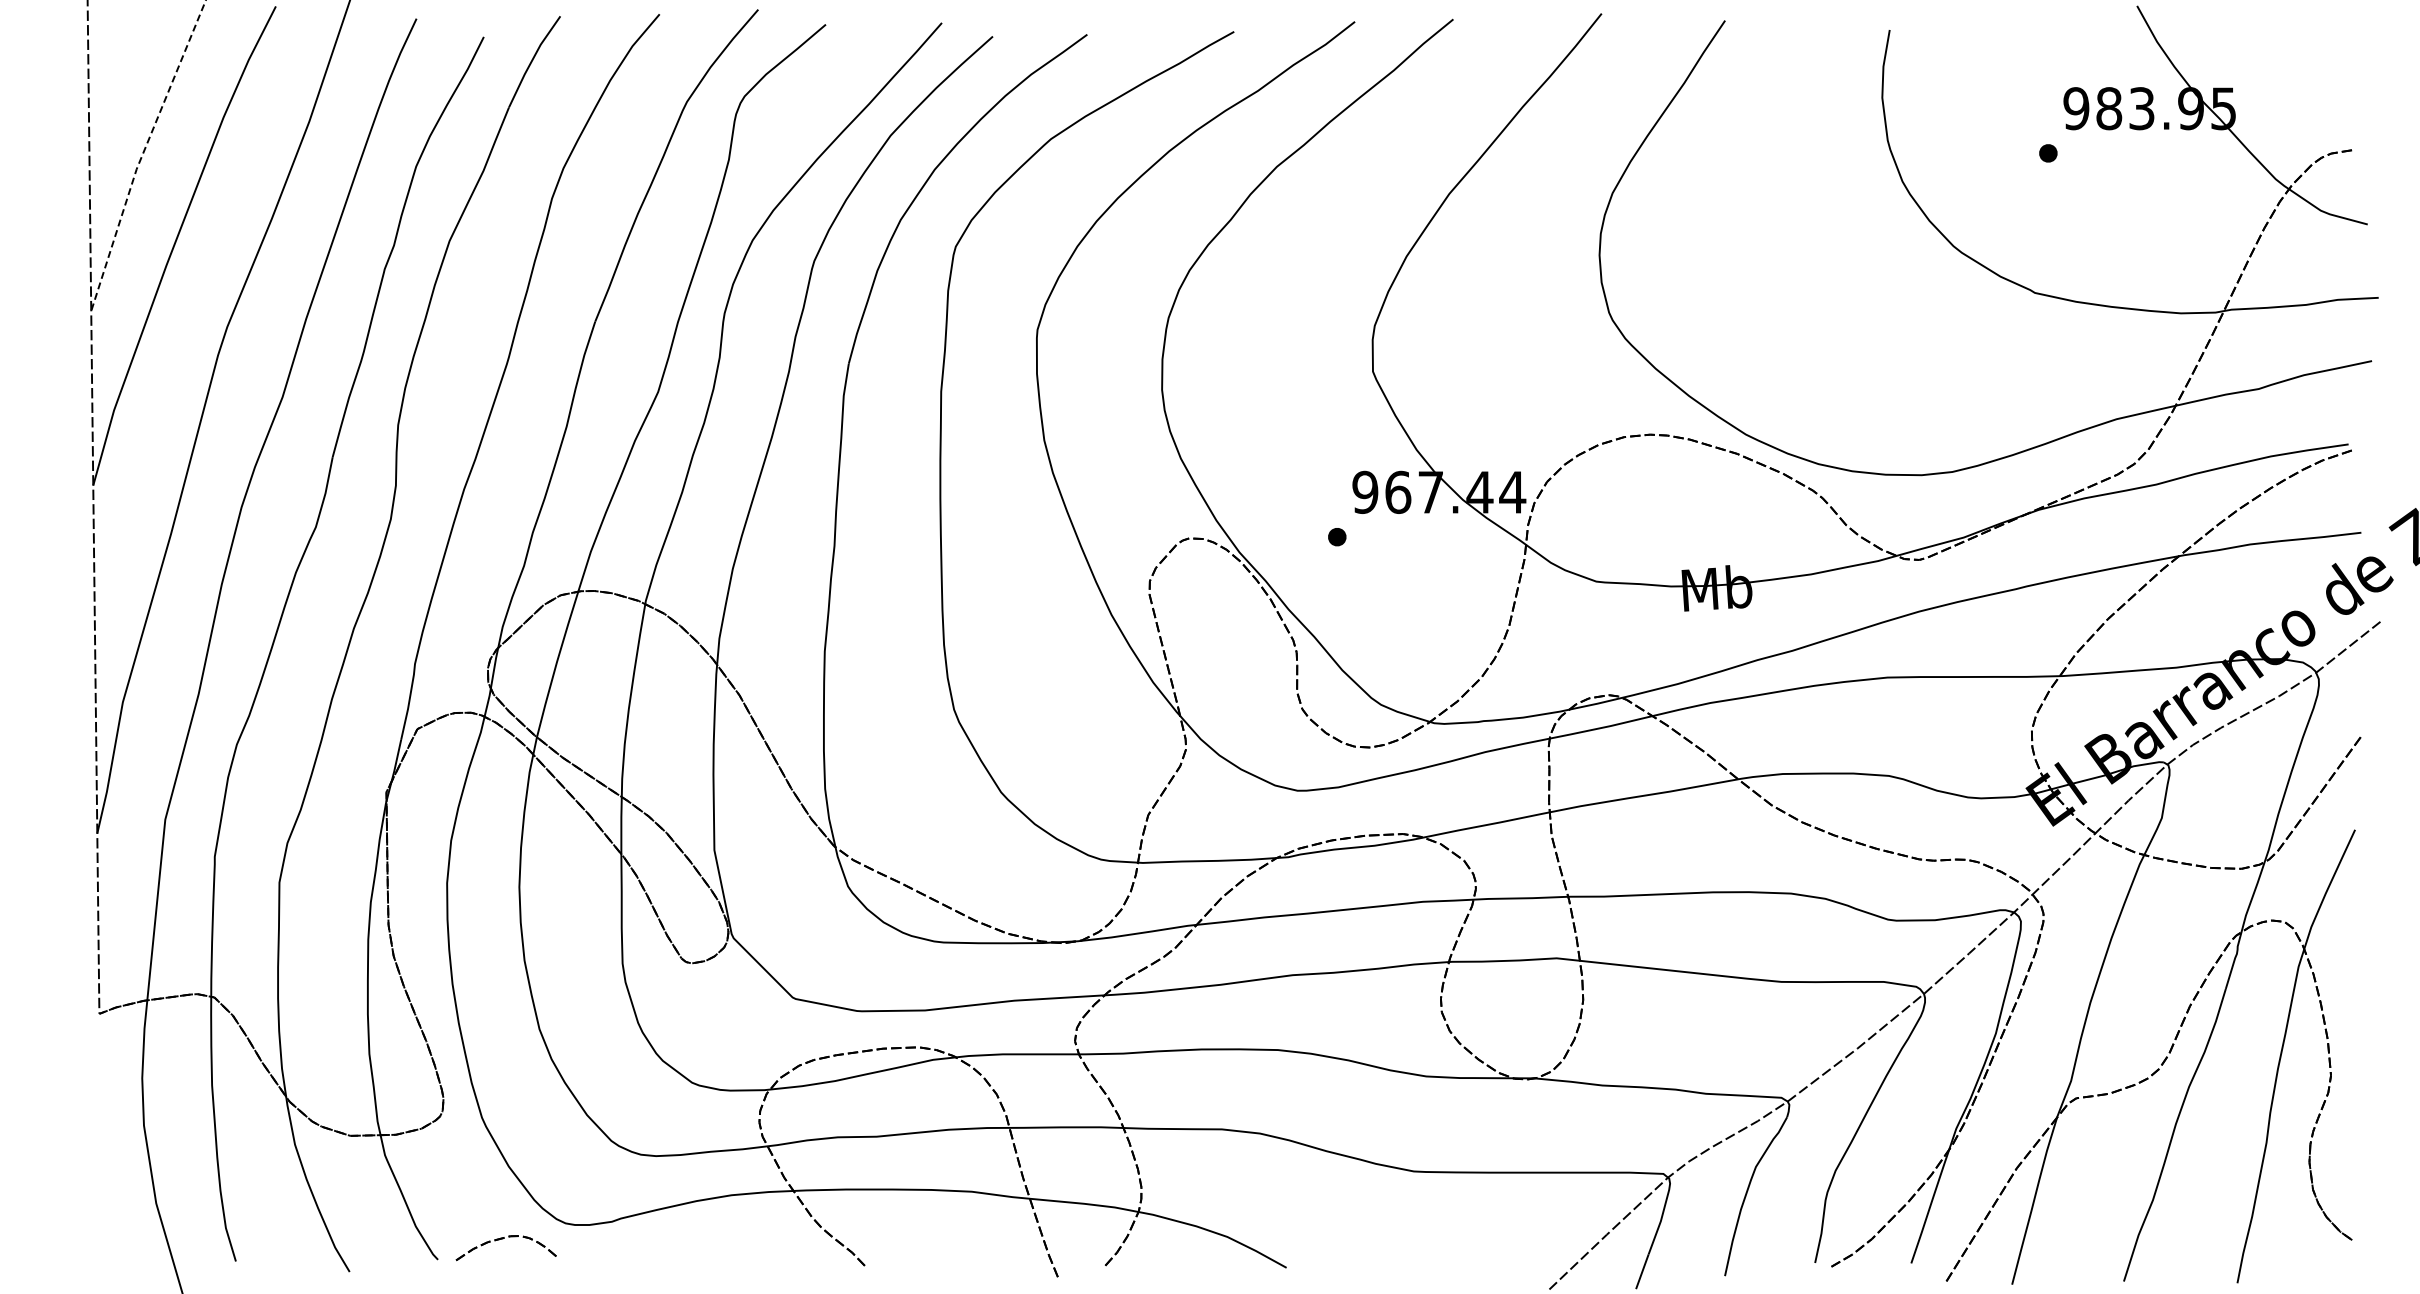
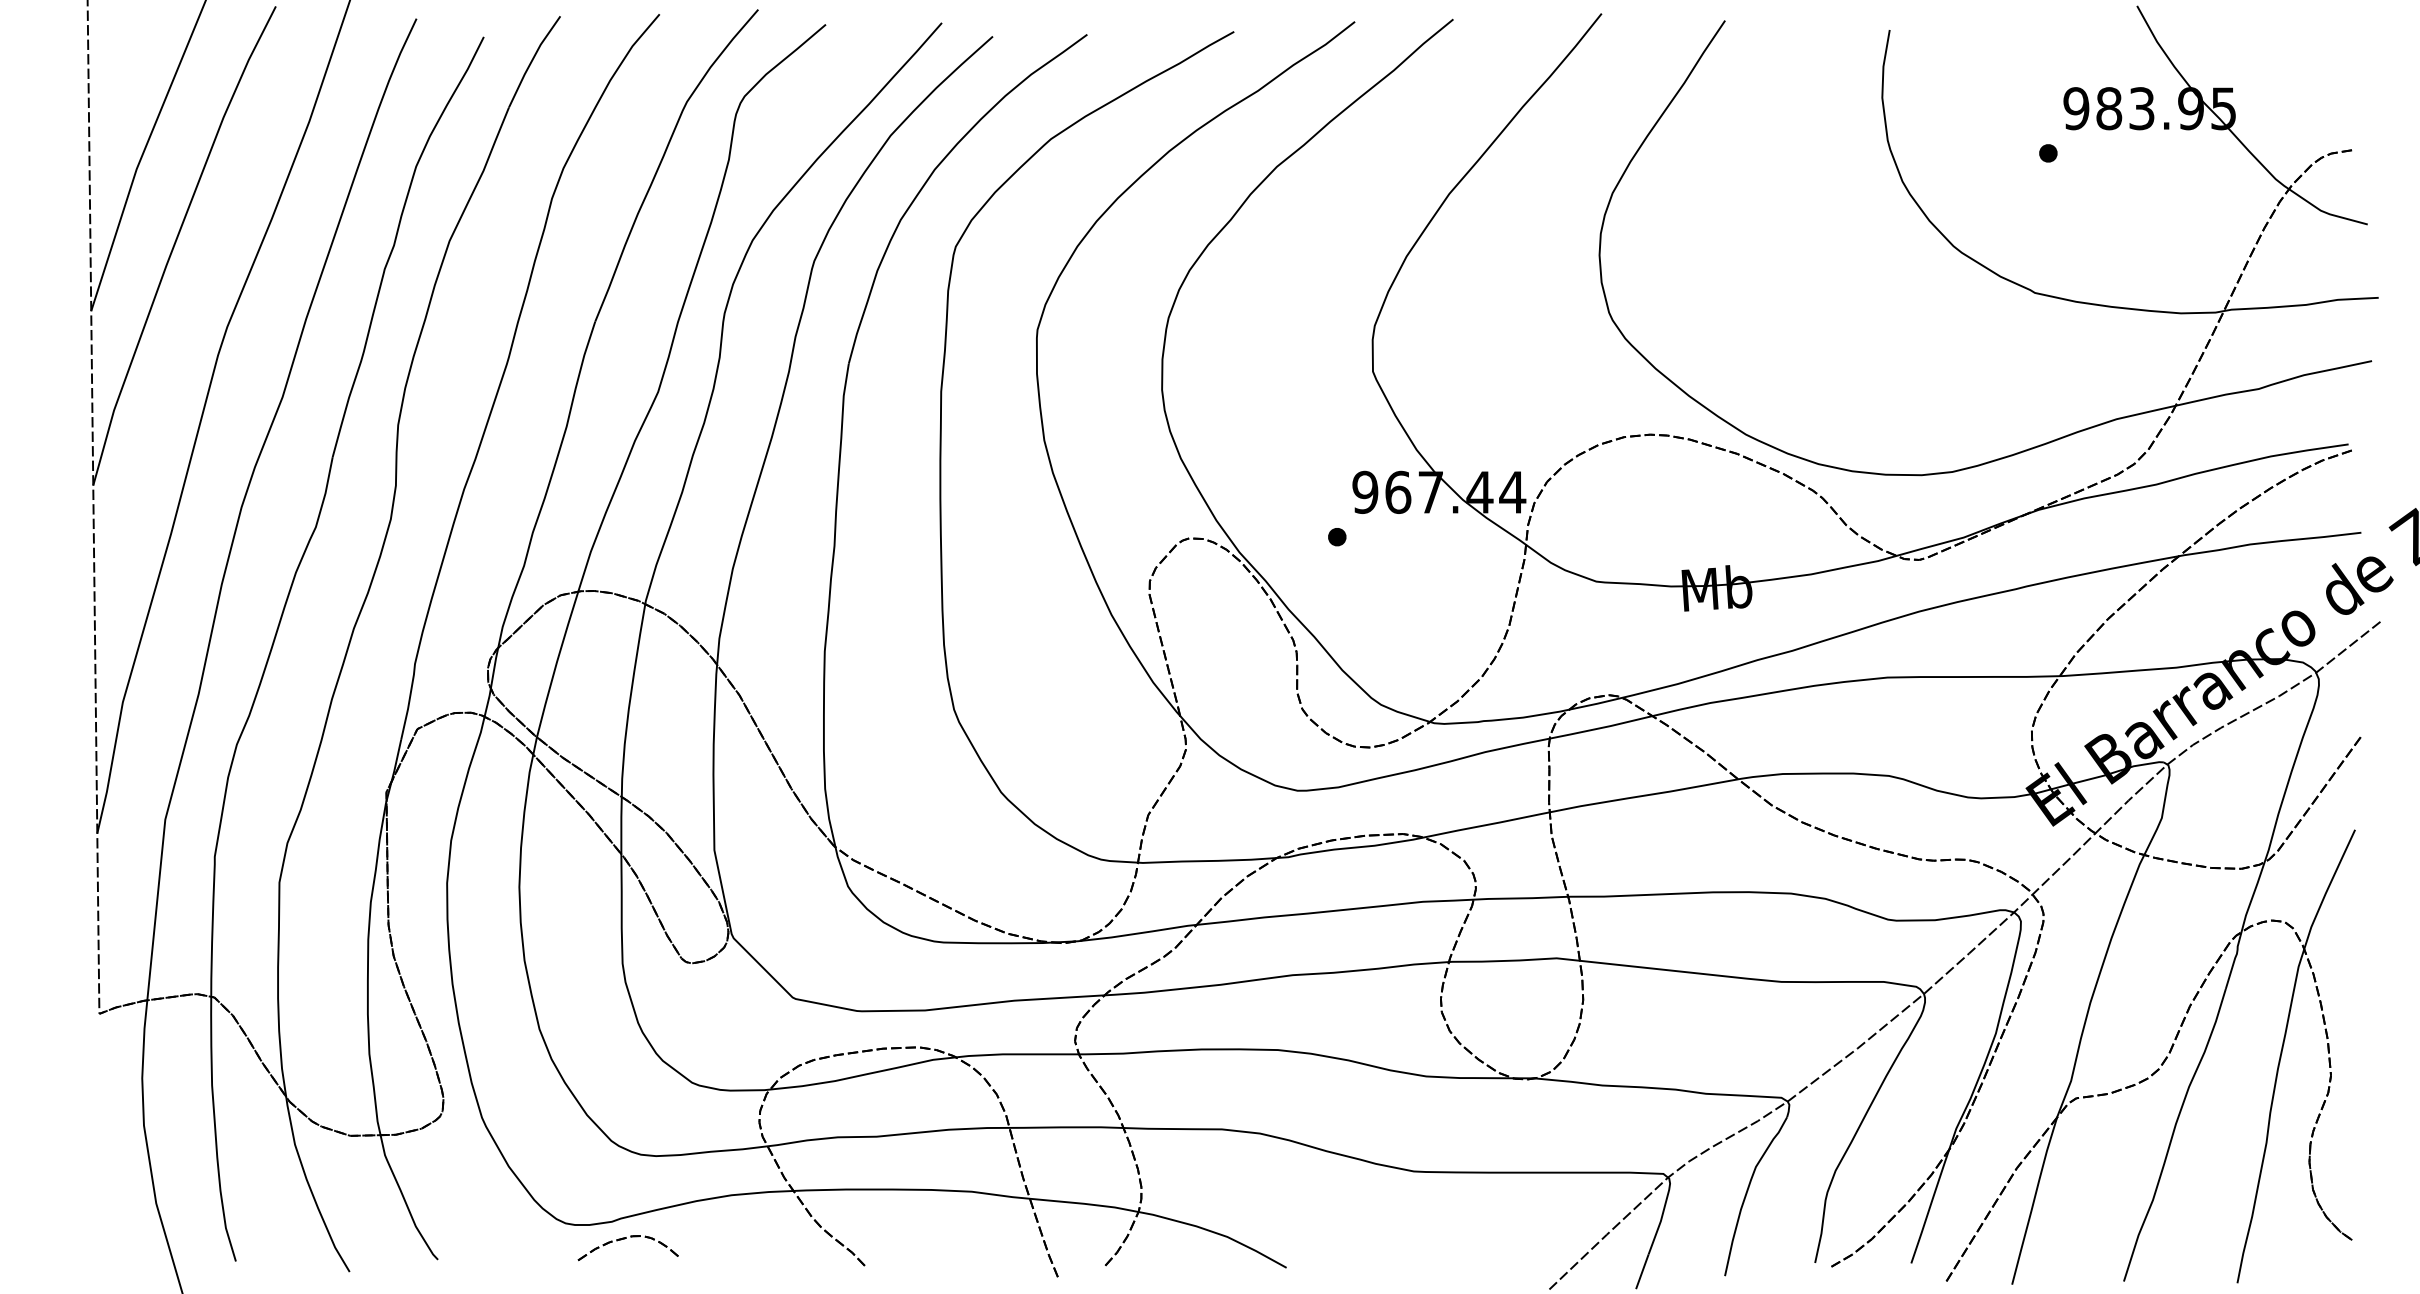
line: dashed -> solid (142, 155)
part position: (502, 1239) -> (624, 1239) (624, 1239)
